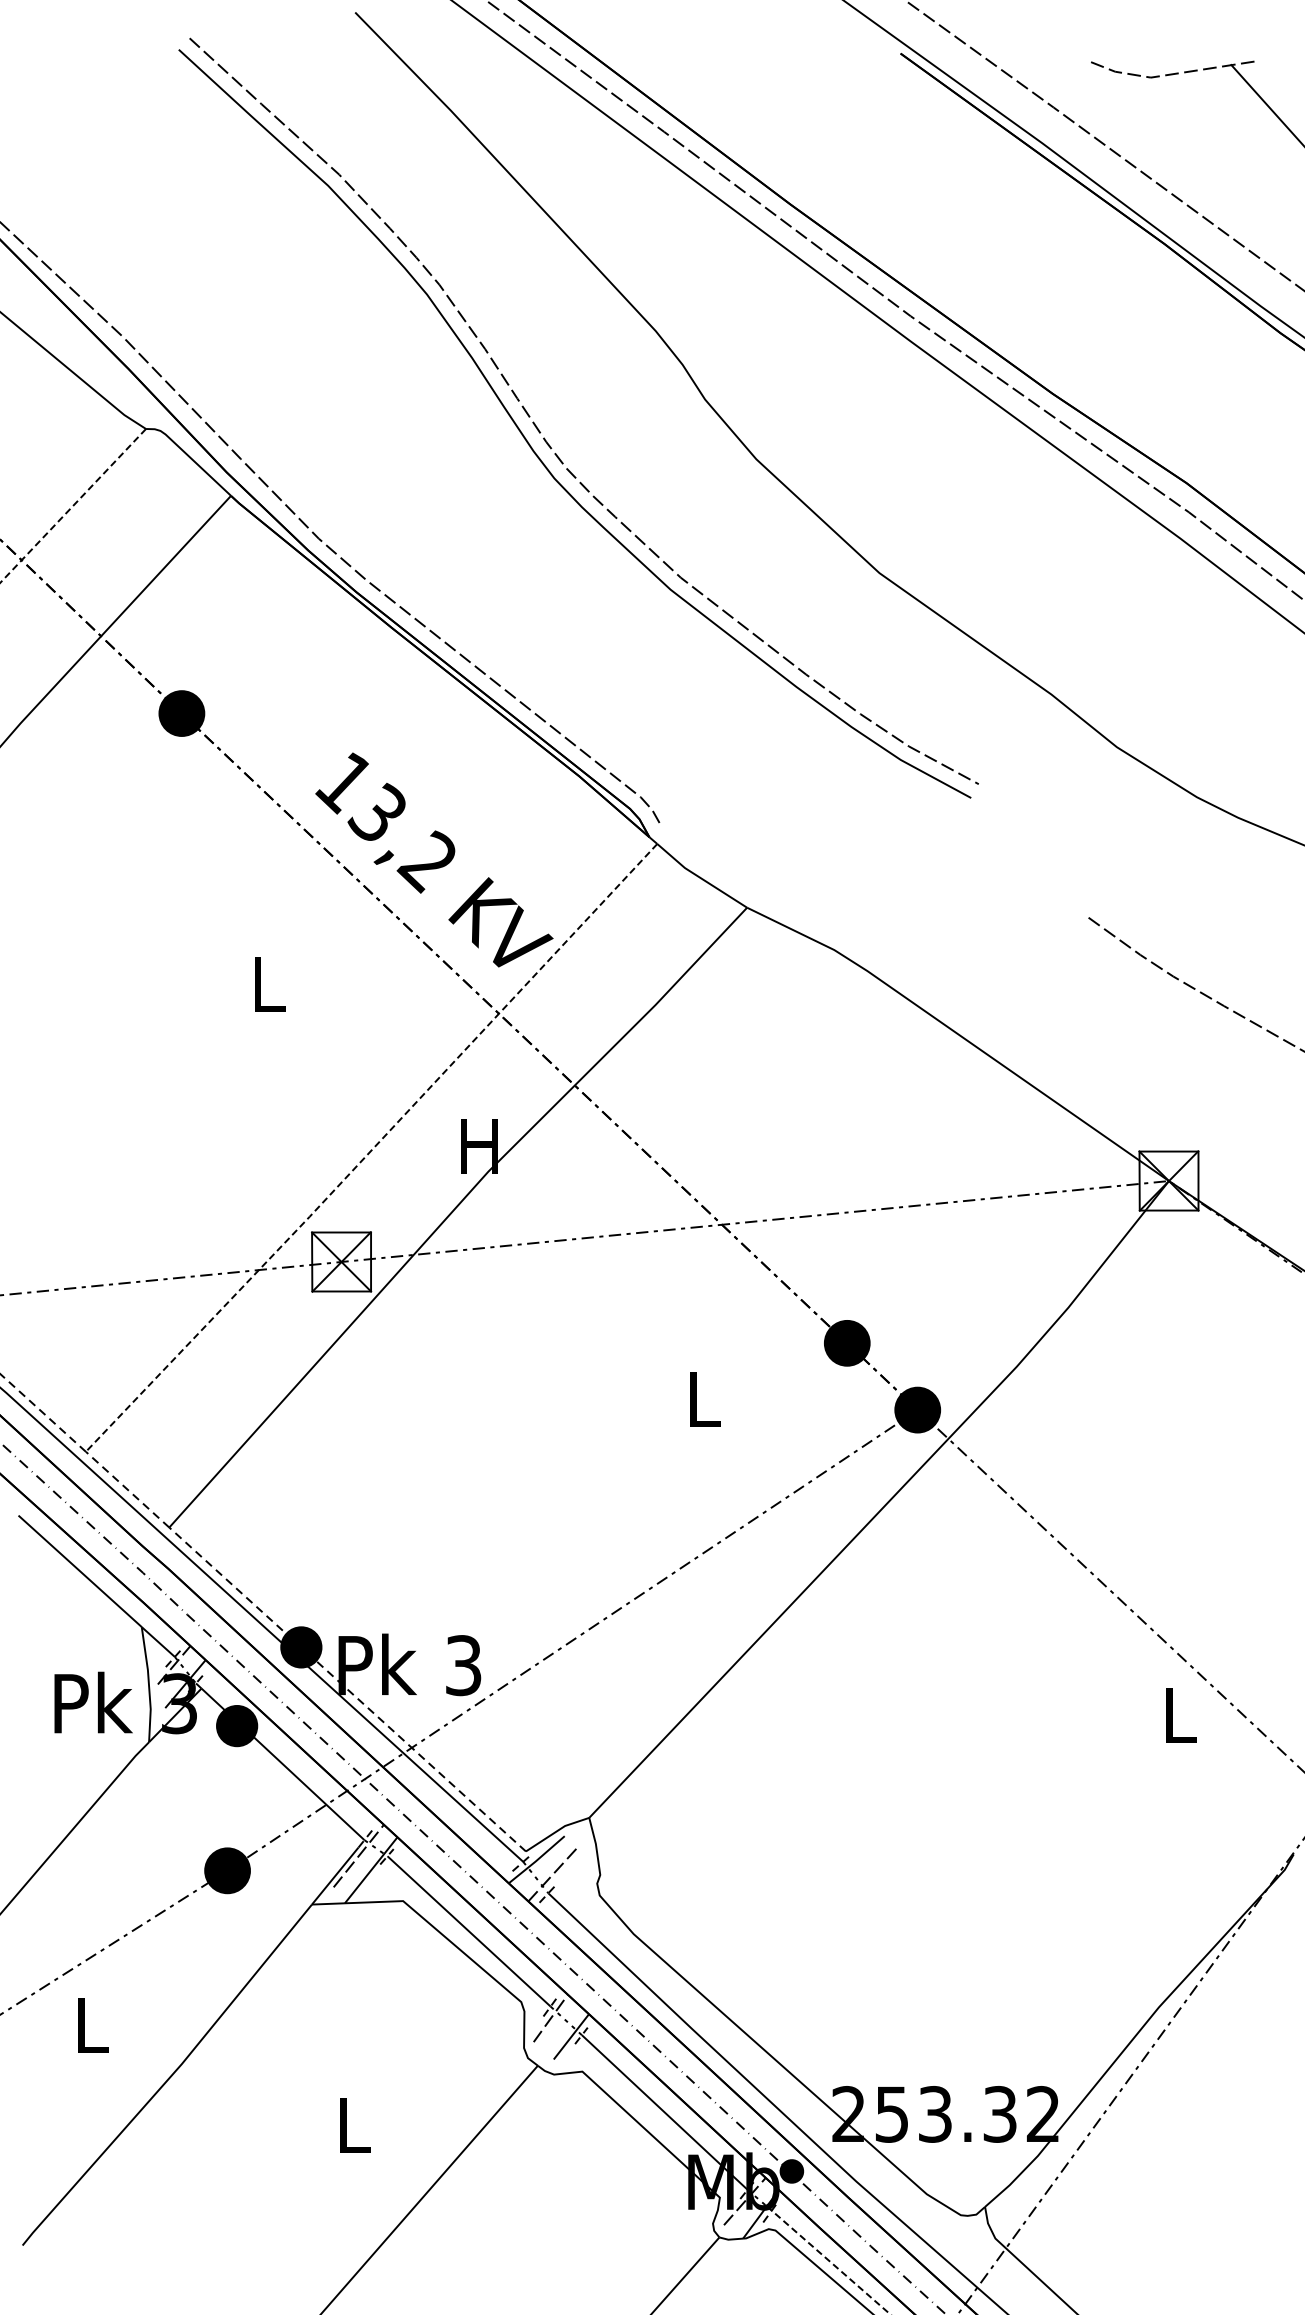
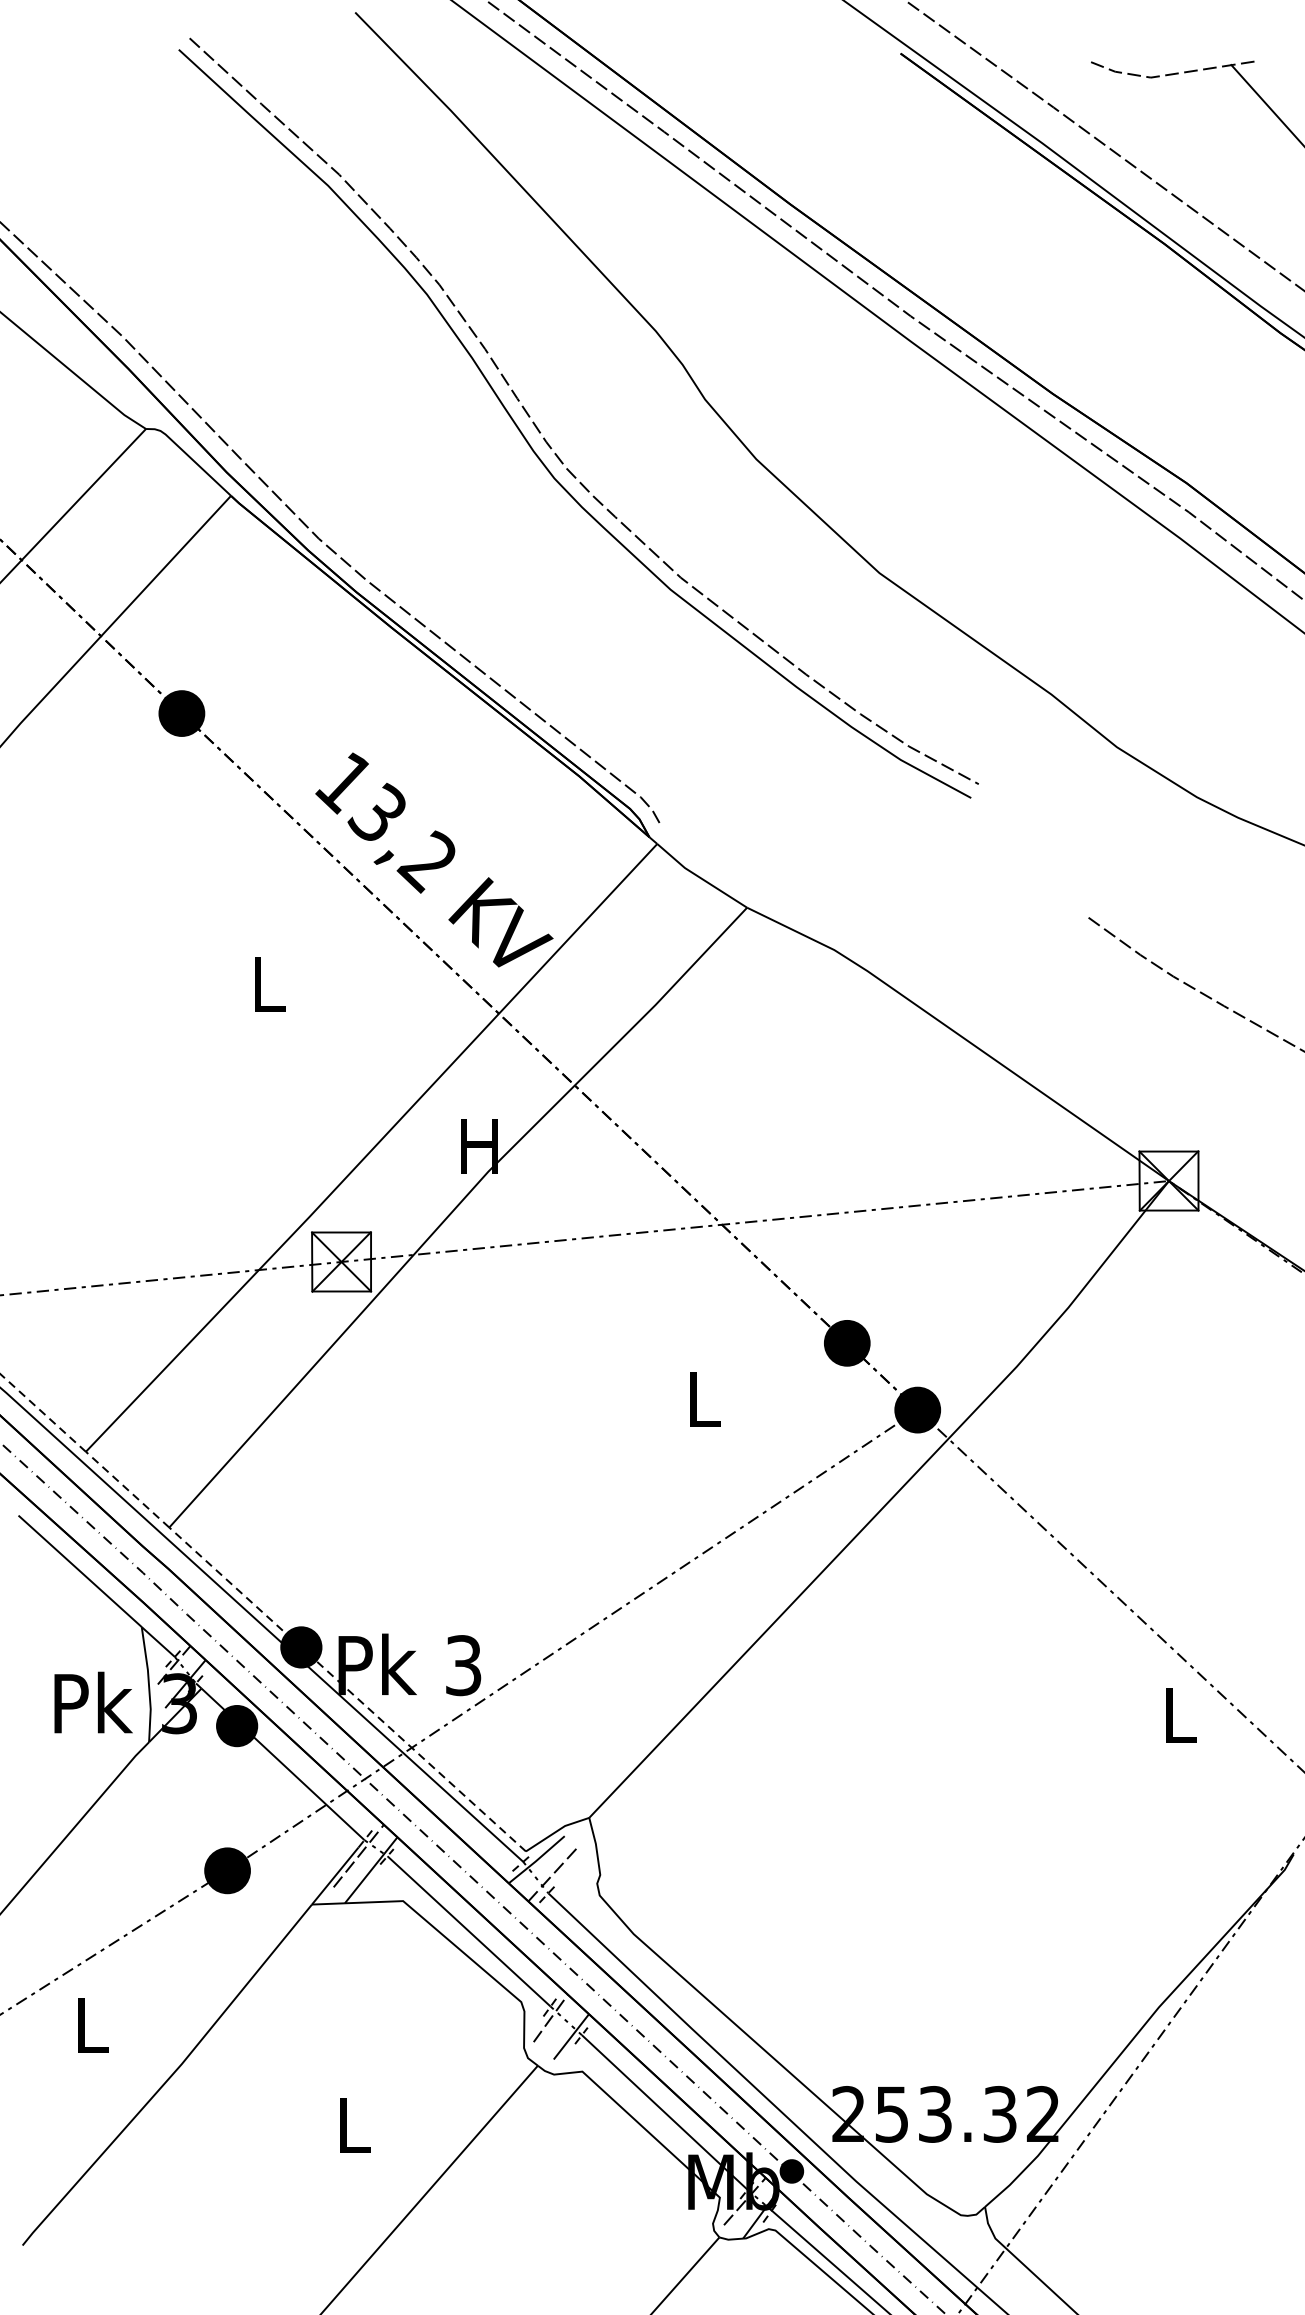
line: dashed -> solid (73, 505)
line: dashed -> solid (371, 1150)
line: dashed -> solid (831, 2262)
